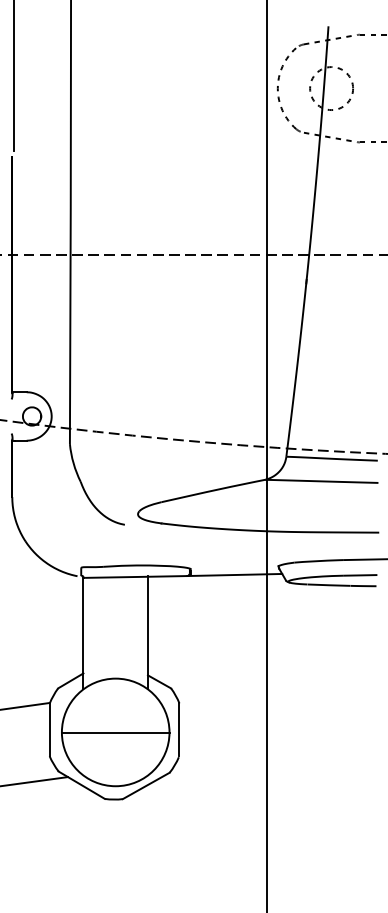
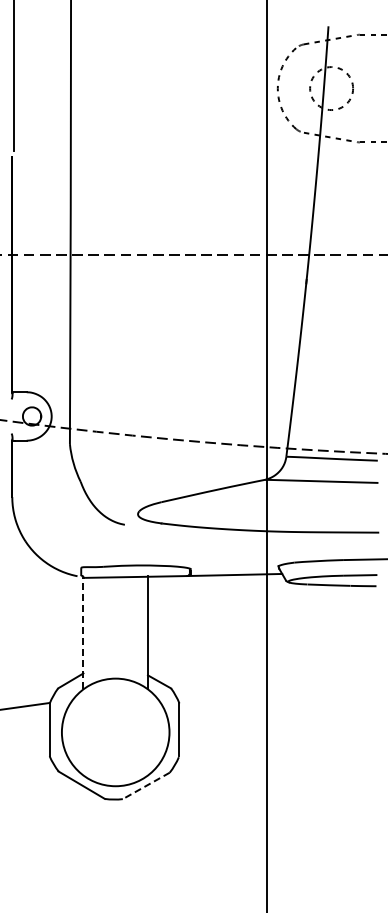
line: solid -> dashed (83, 633)
line: present -> none (115, 732)
line: present -> none (35, 781)
line: solid -> dashed (146, 785)
